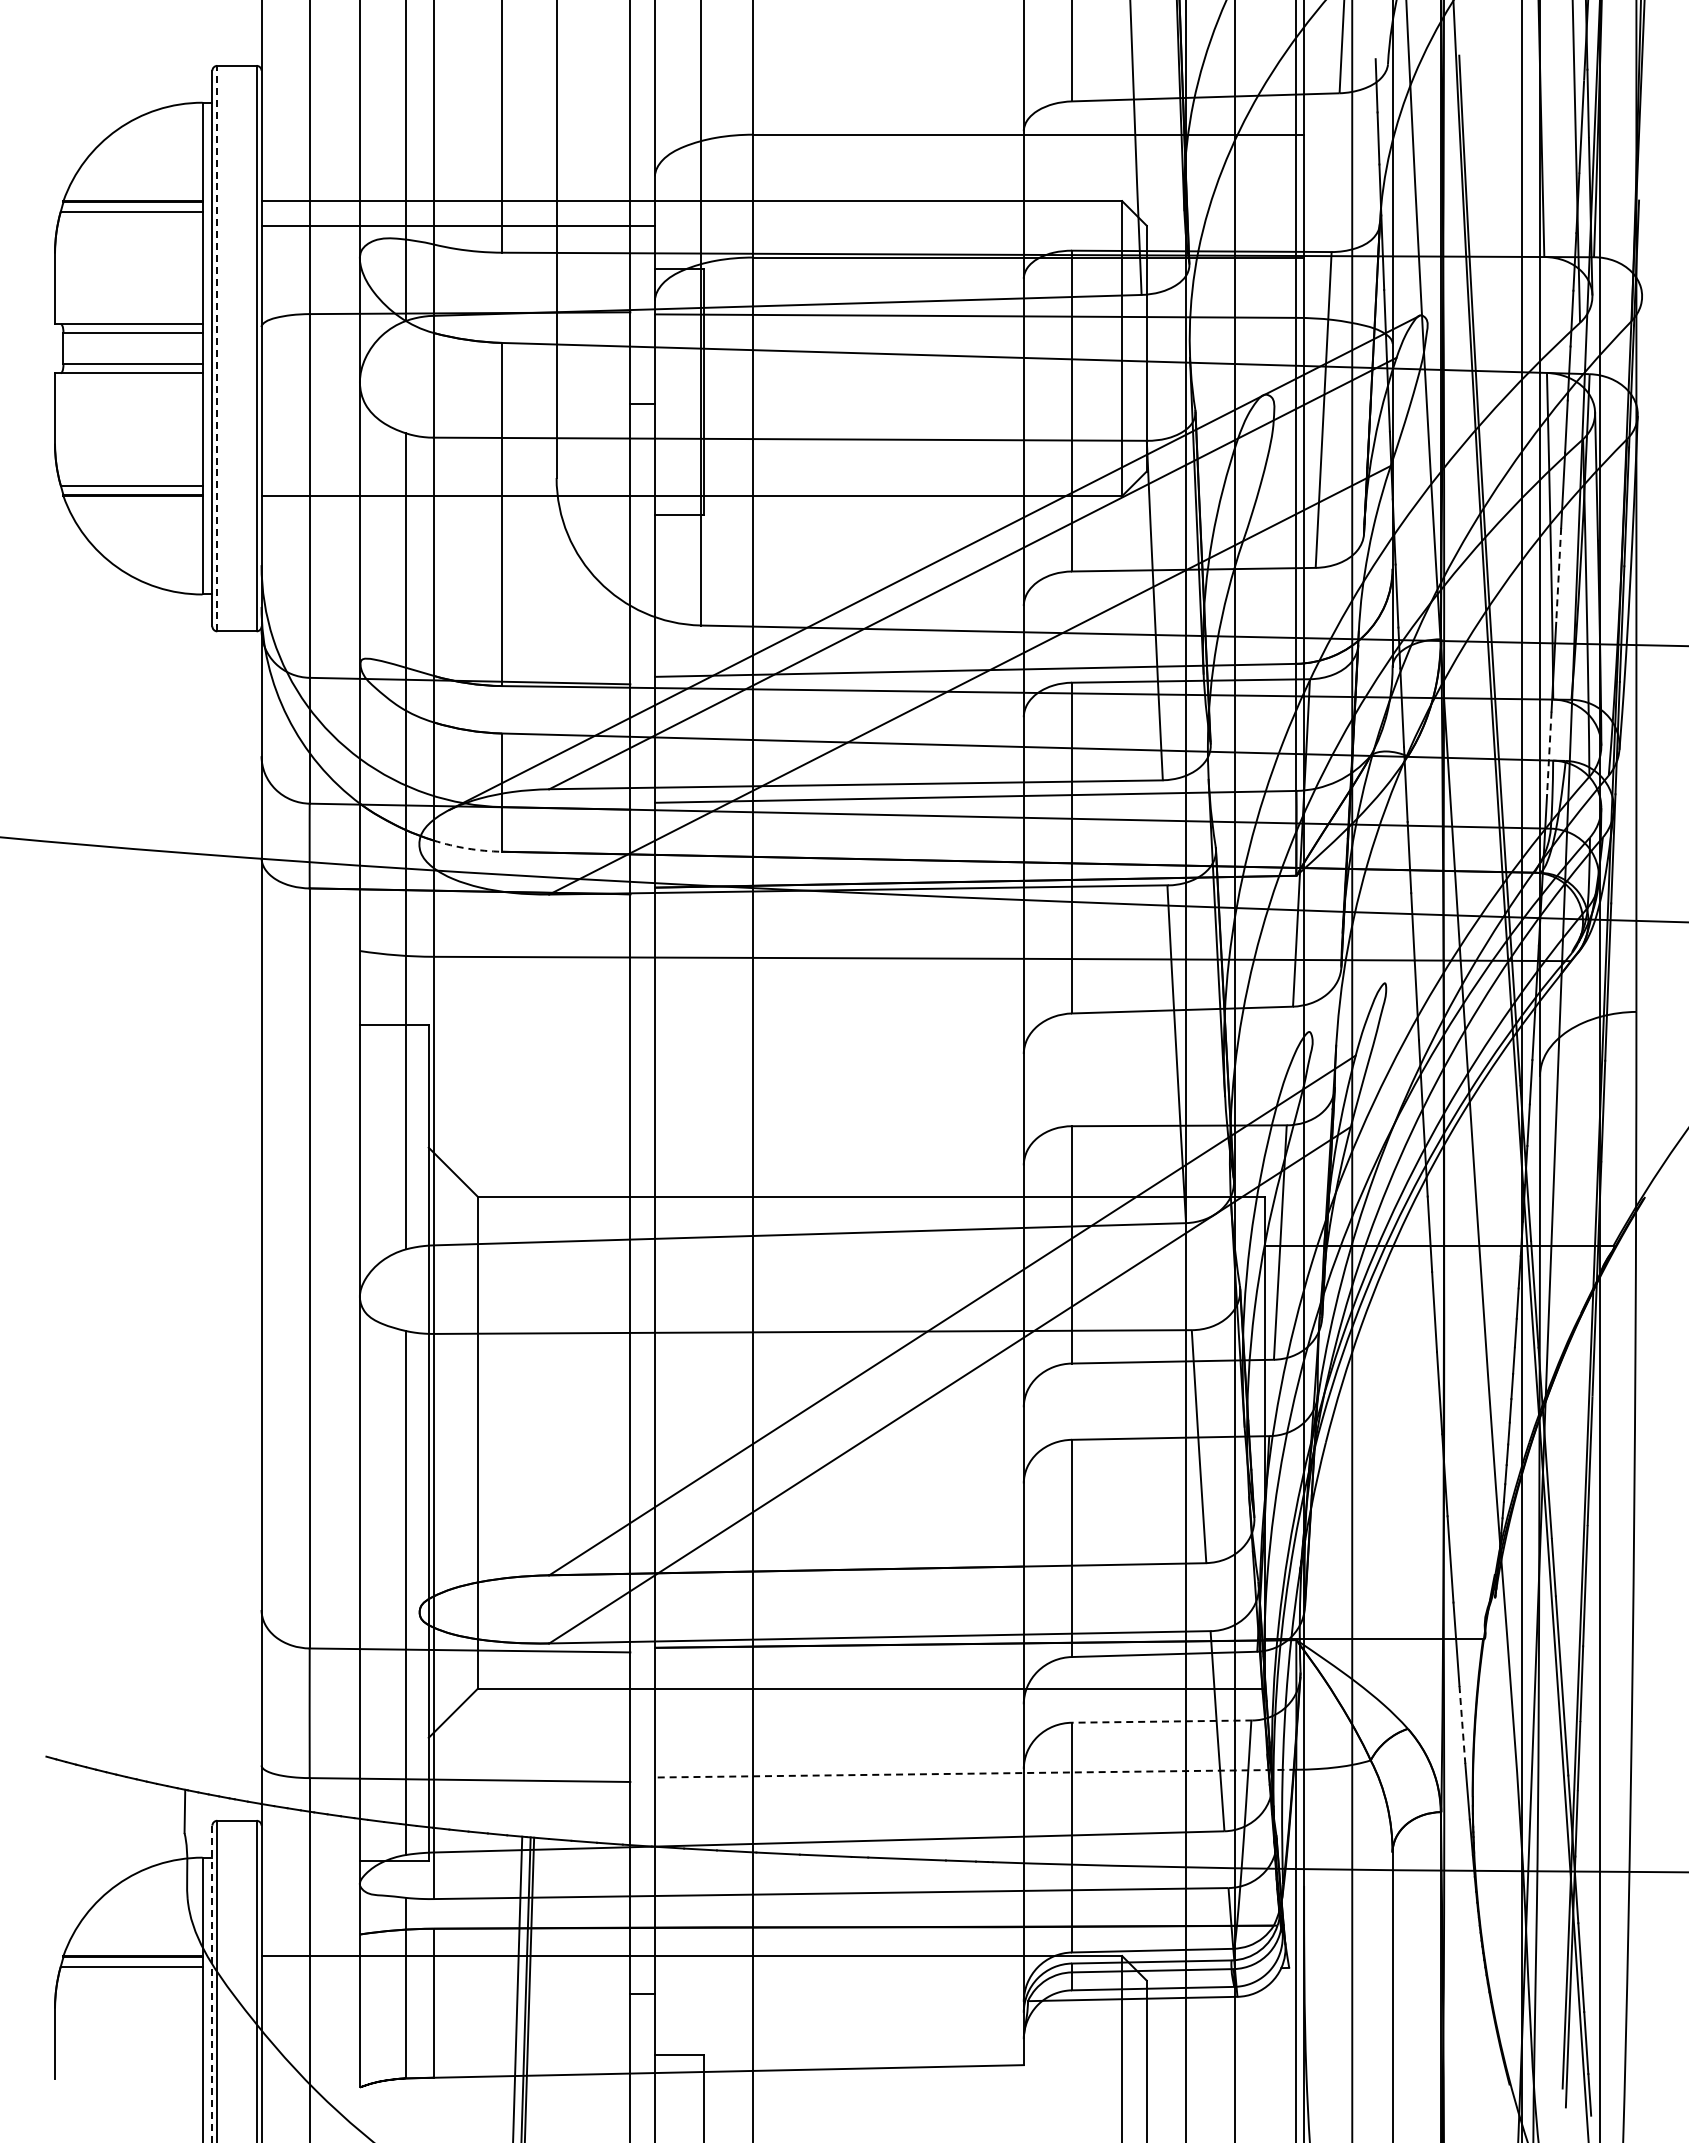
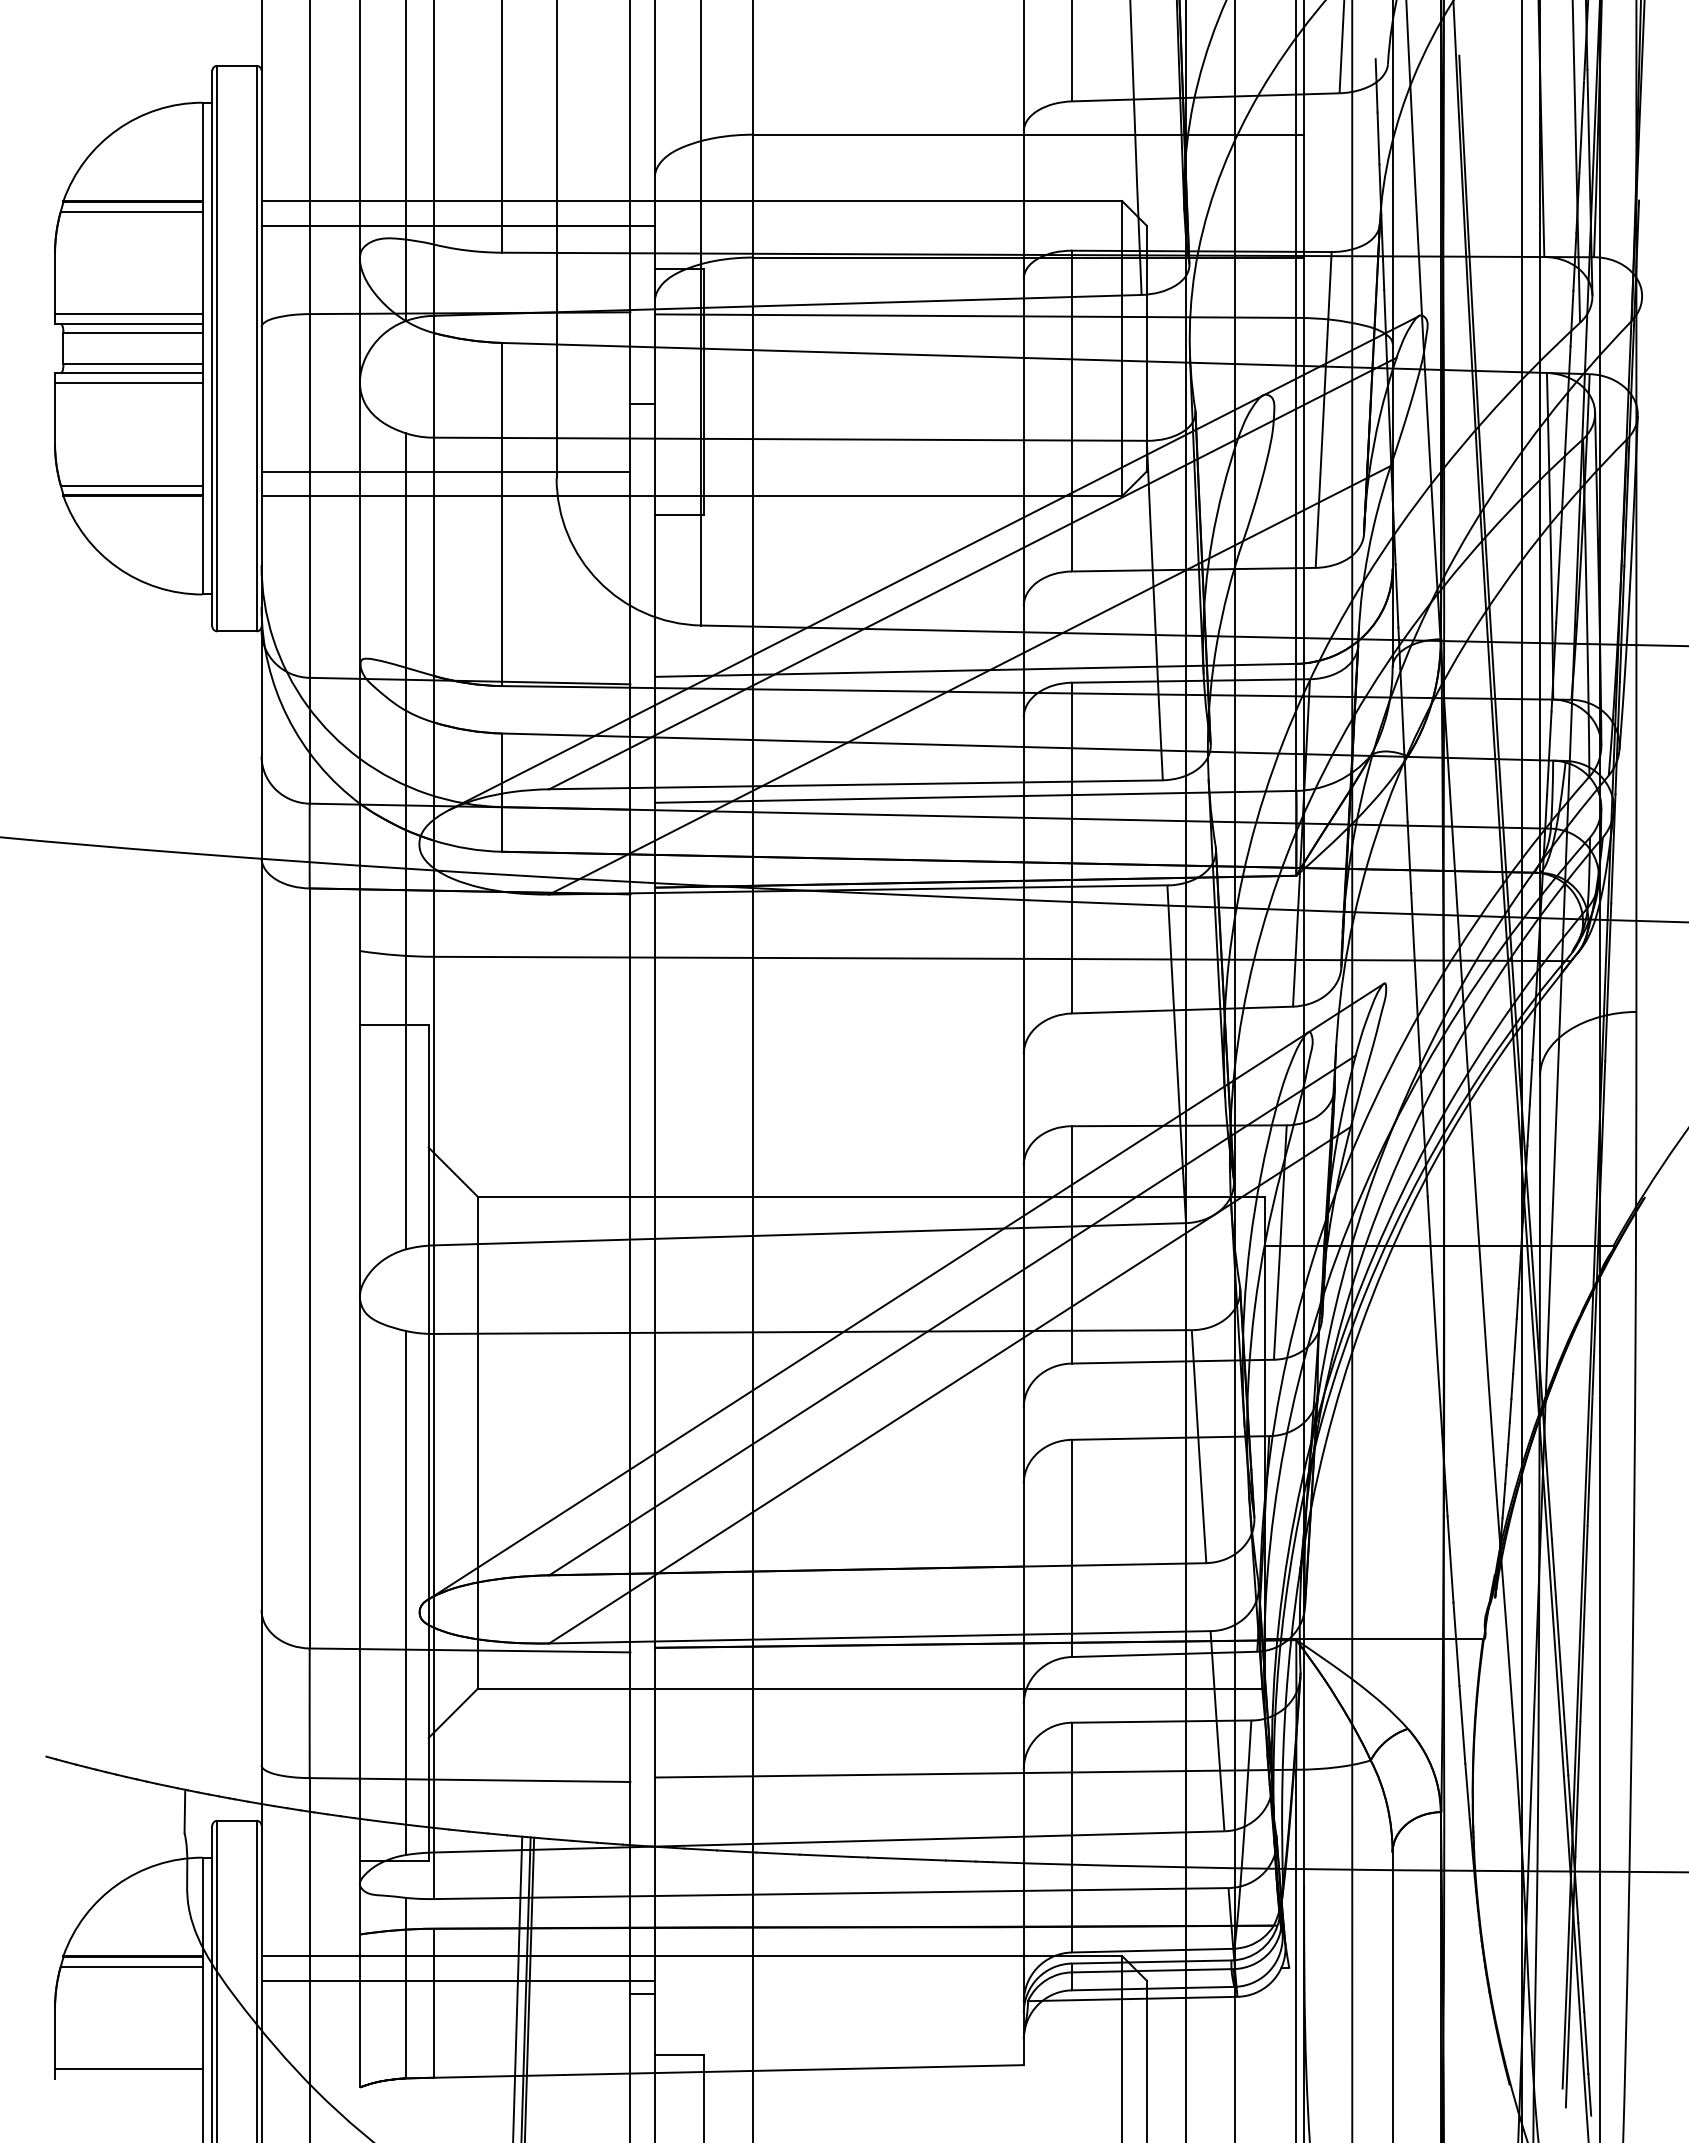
line: none -> present (128, 314)
line: dashed -> solid (217, 348)
line: none -> present (128, 383)
line: none -> present (445, 471)
line: dashed -> solid (1558, 575)
line: dashed -> solid (1549, 753)
arc: dashed -> solid (467, 848)
line: none -> present (906, 1291)
line: dashed -> solid (1161, 1721)
line: dashed -> solid (1462, 1724)
line: dashed -> solid (975, 1773)
line: none -> present (457, 1980)
line: dashed -> solid (212, 1983)
line: none -> present (128, 2069)
